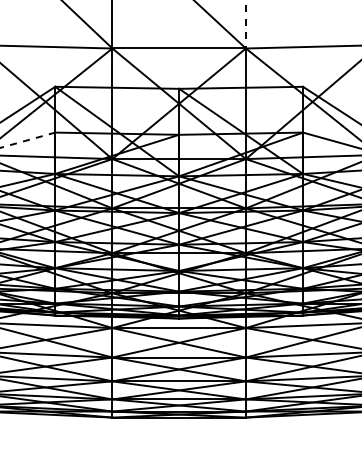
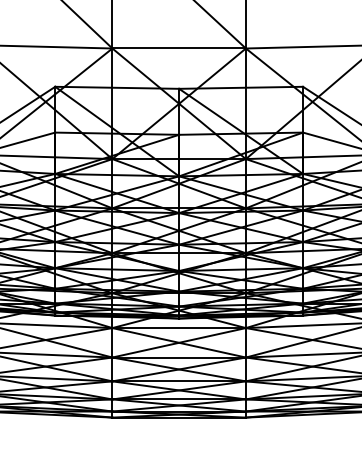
line: dashed -> solid (245, 24)
line: dashed -> solid (28, 140)
